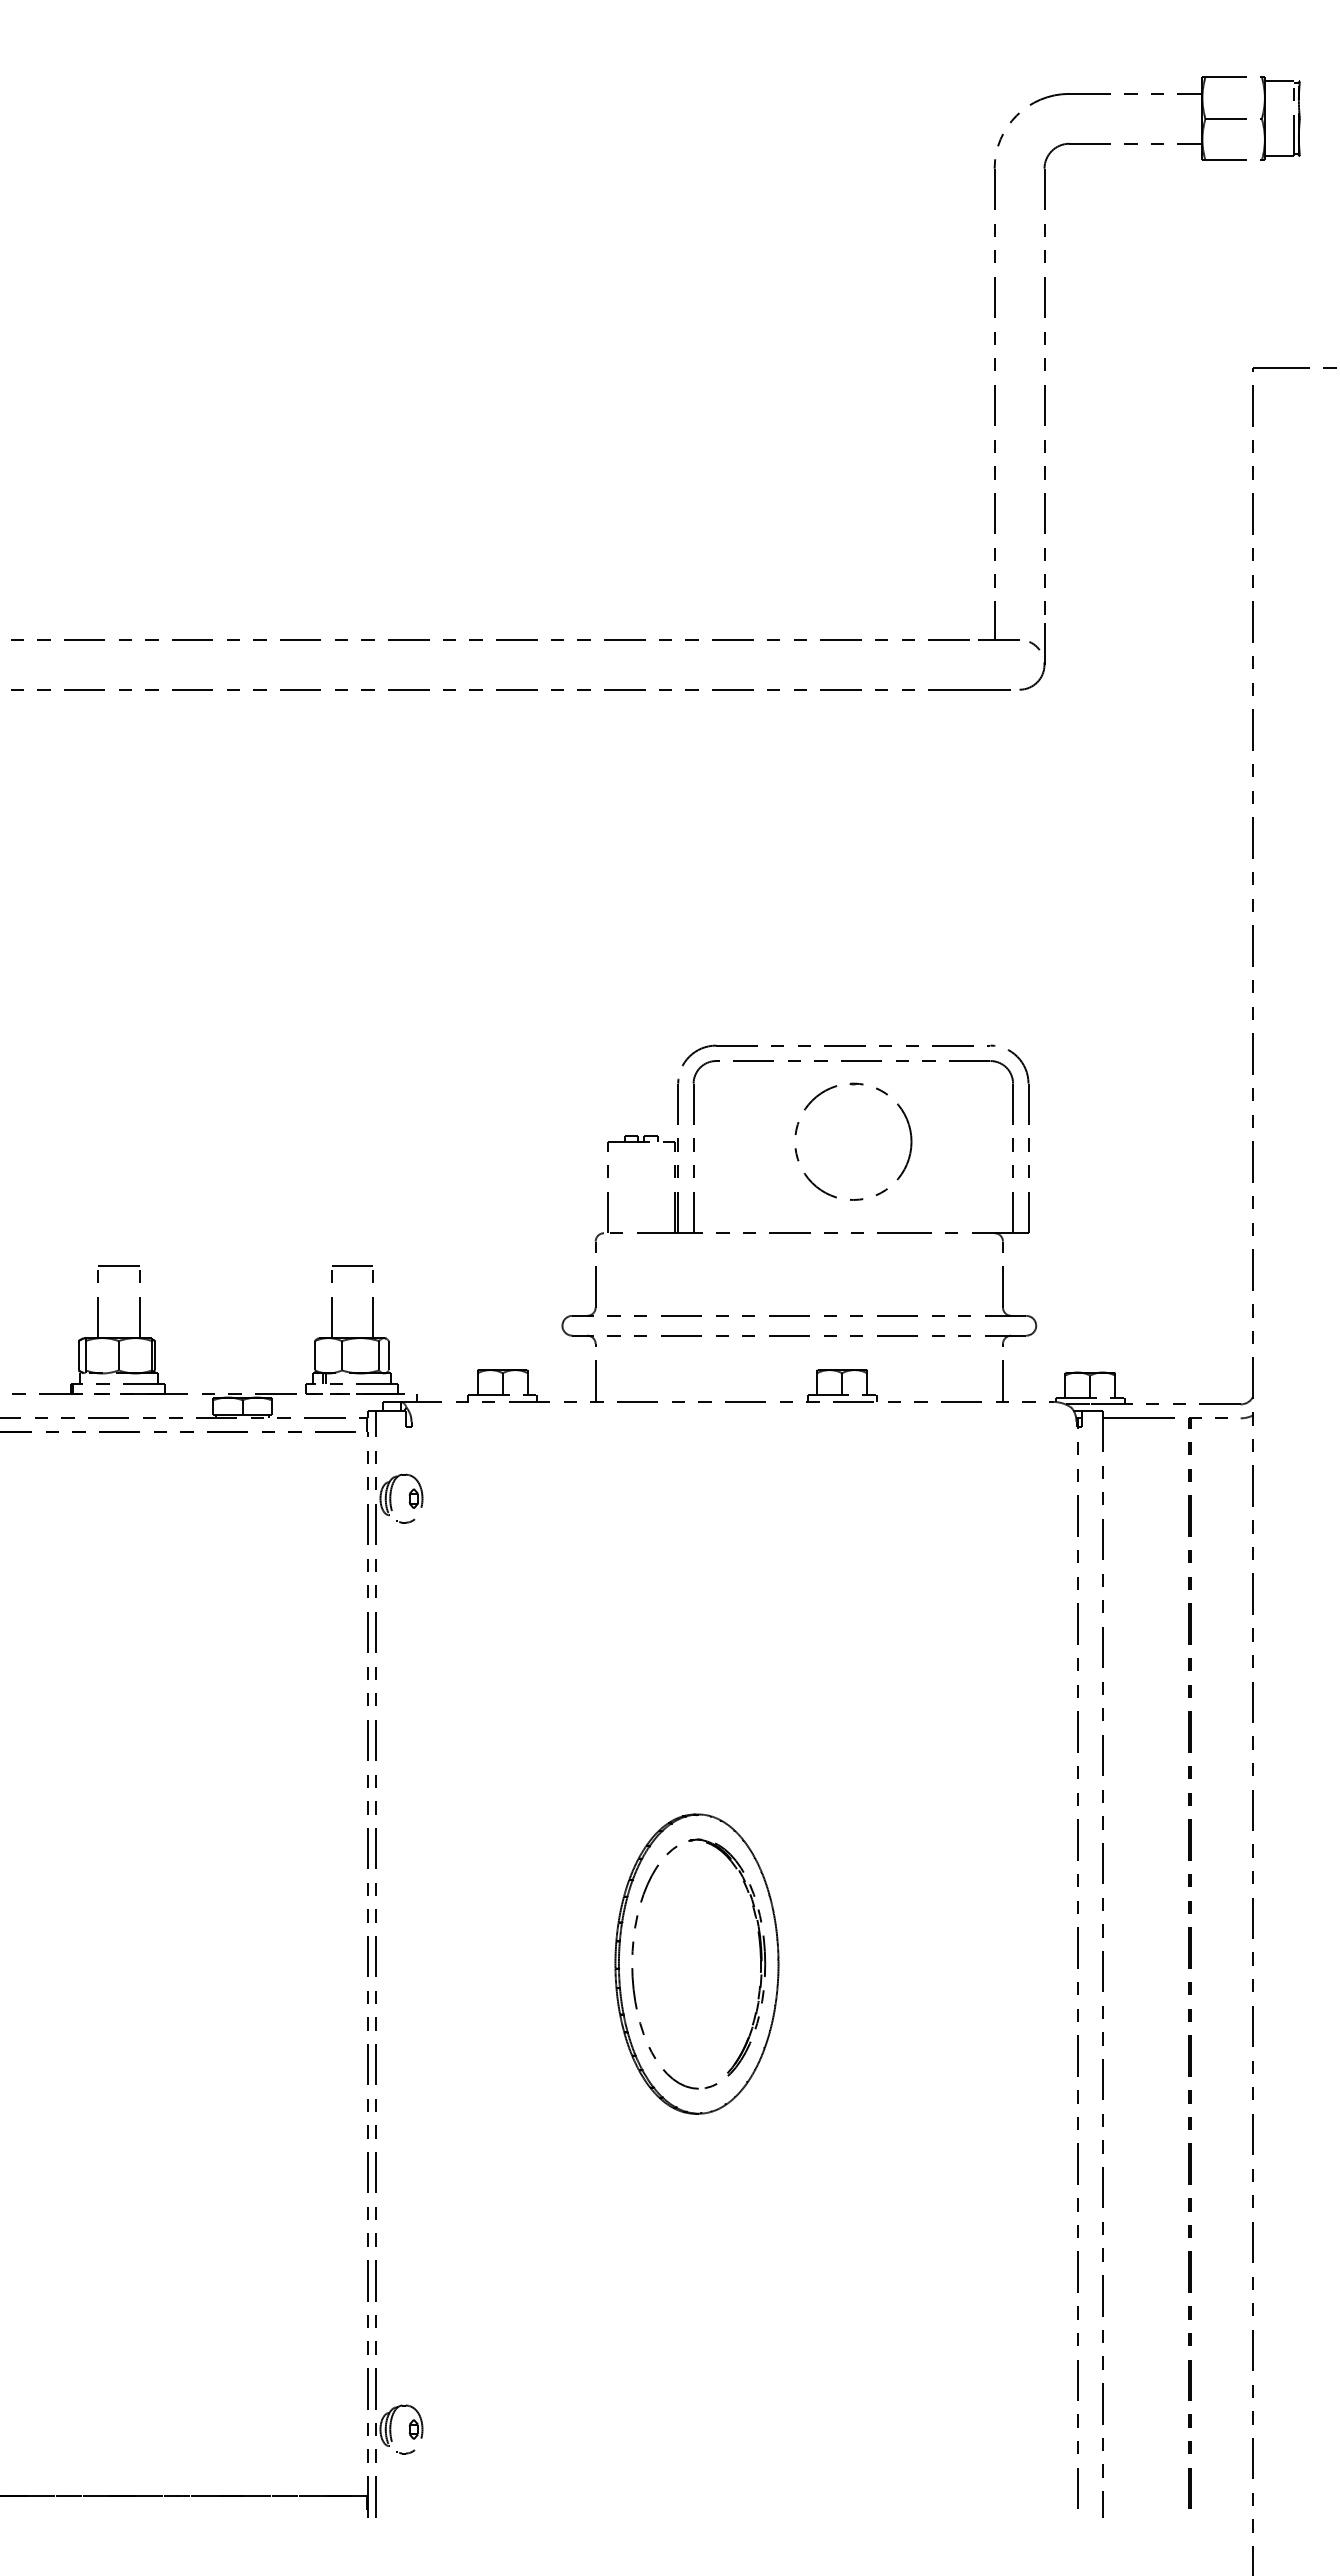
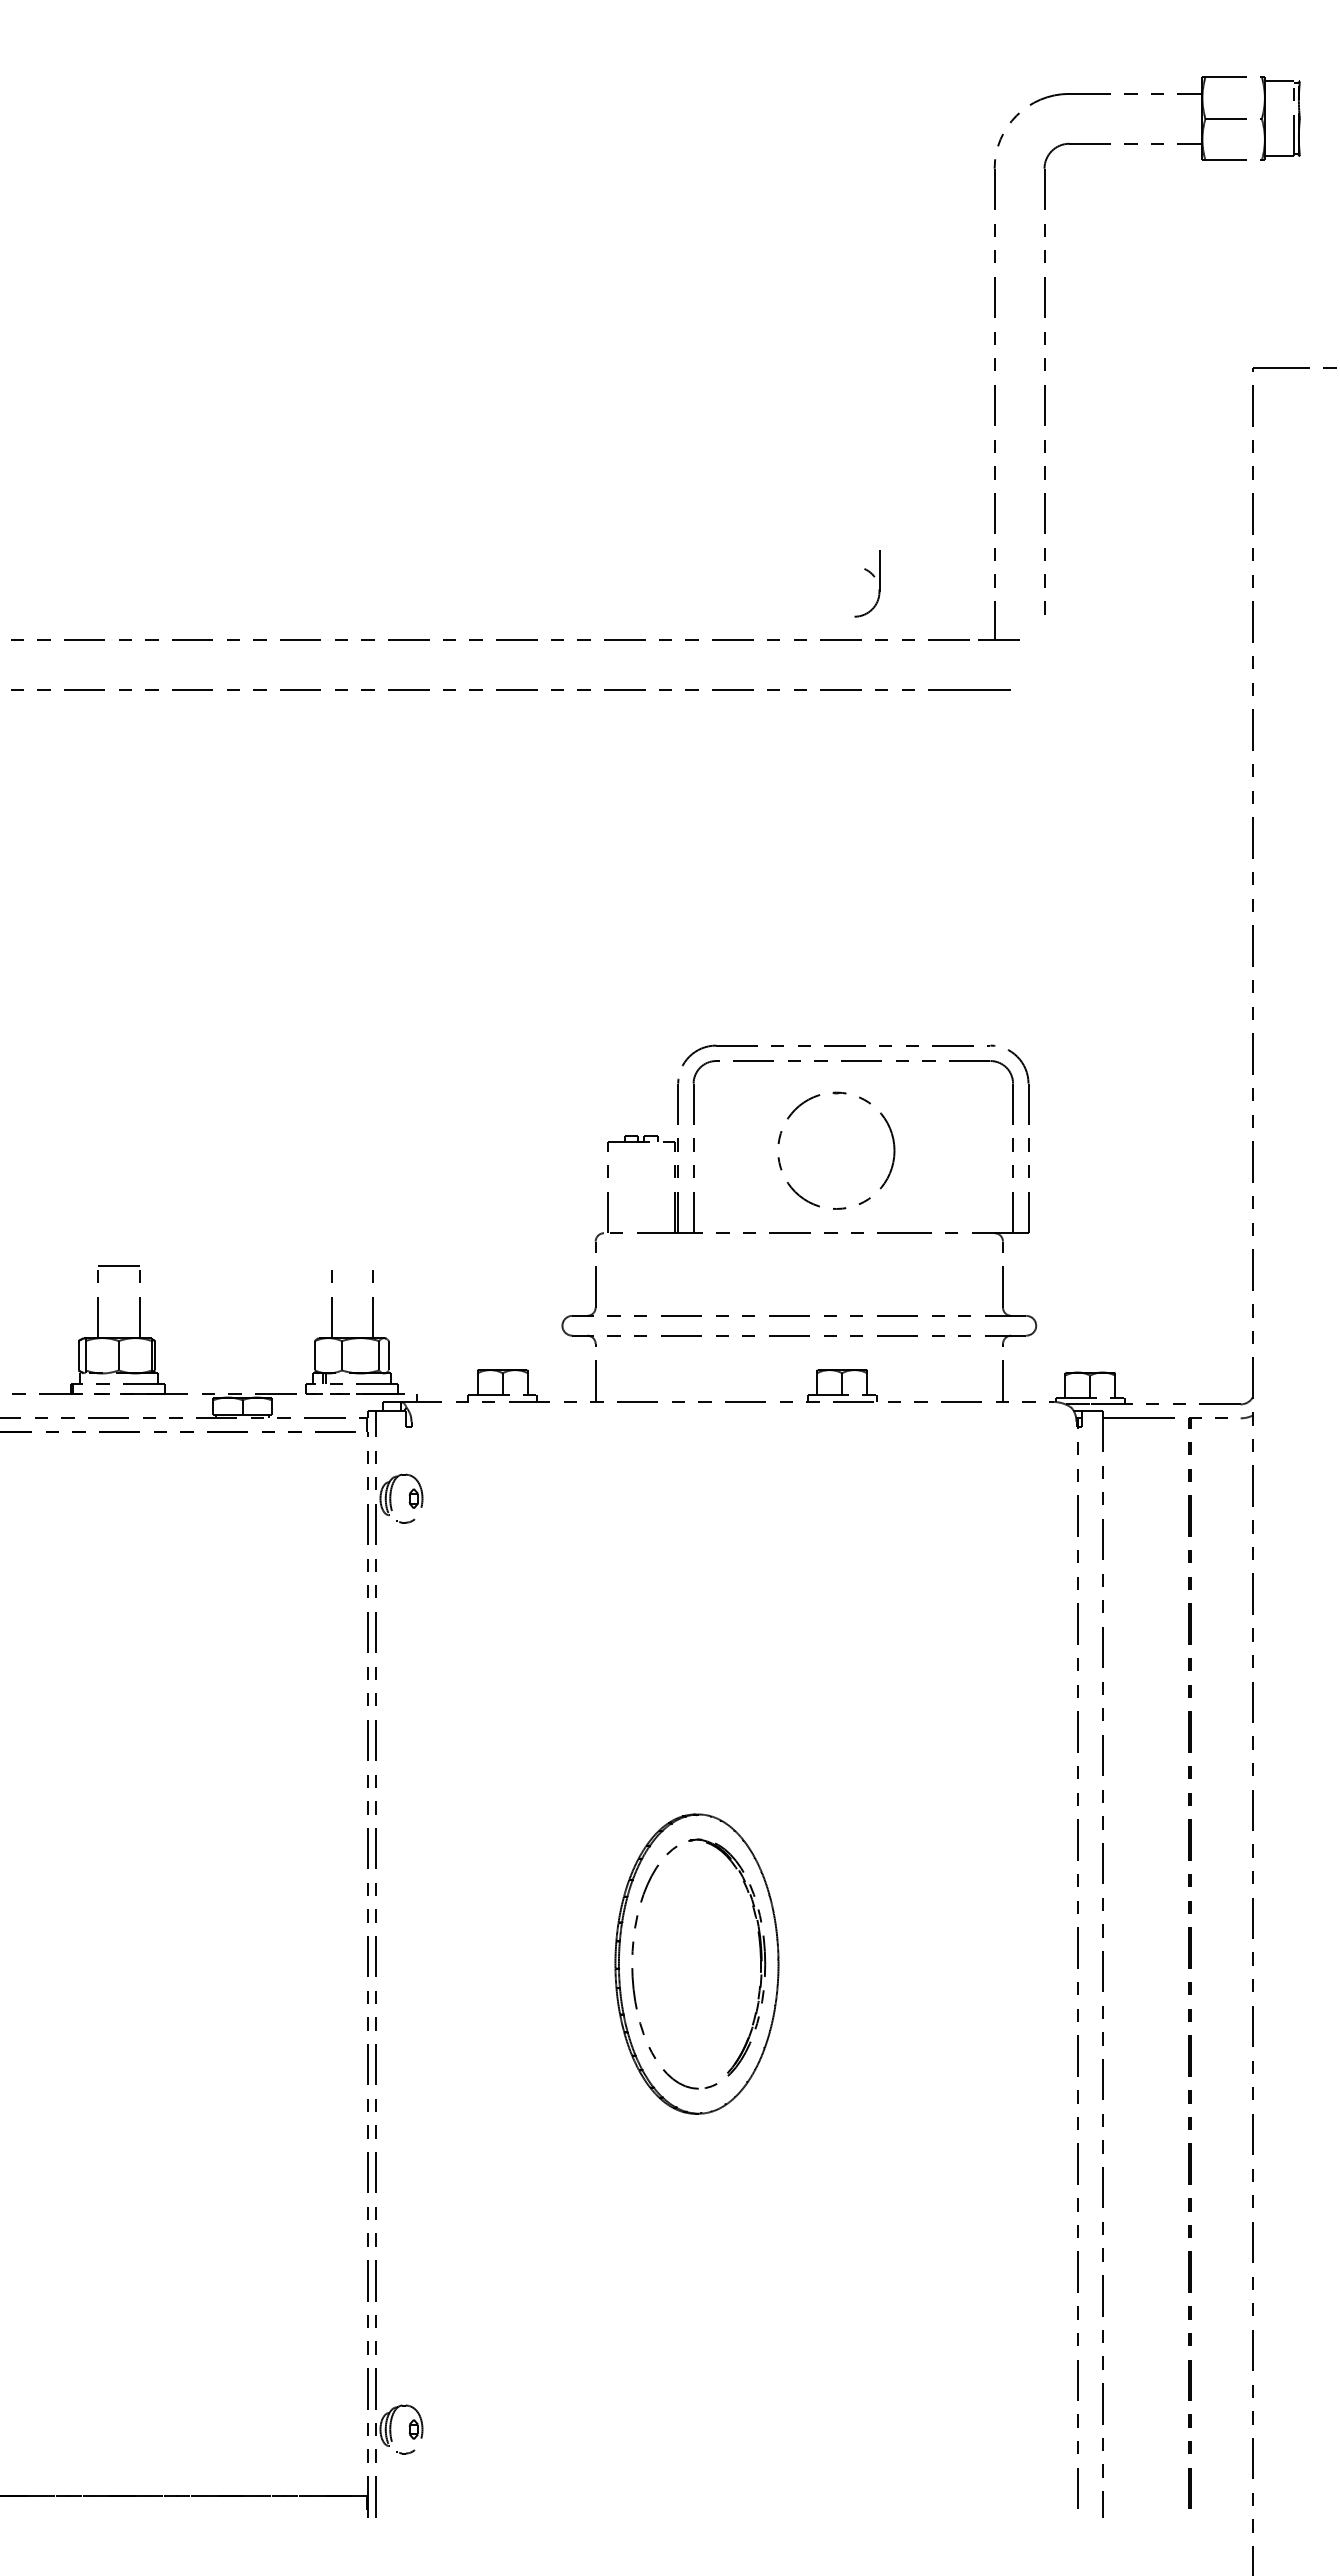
part position: (1038, 650) -> (873, 577) (873, 577)
circle position: (853, 1141) -> (836, 1150) (836, 1150)
line: present -> none (352, 1266)
